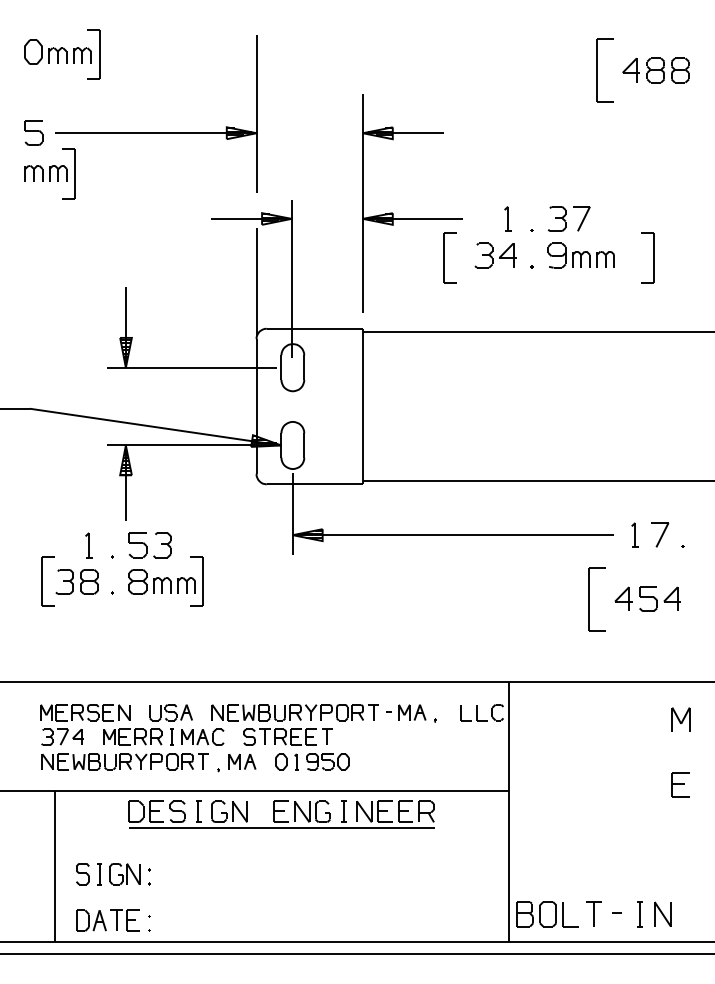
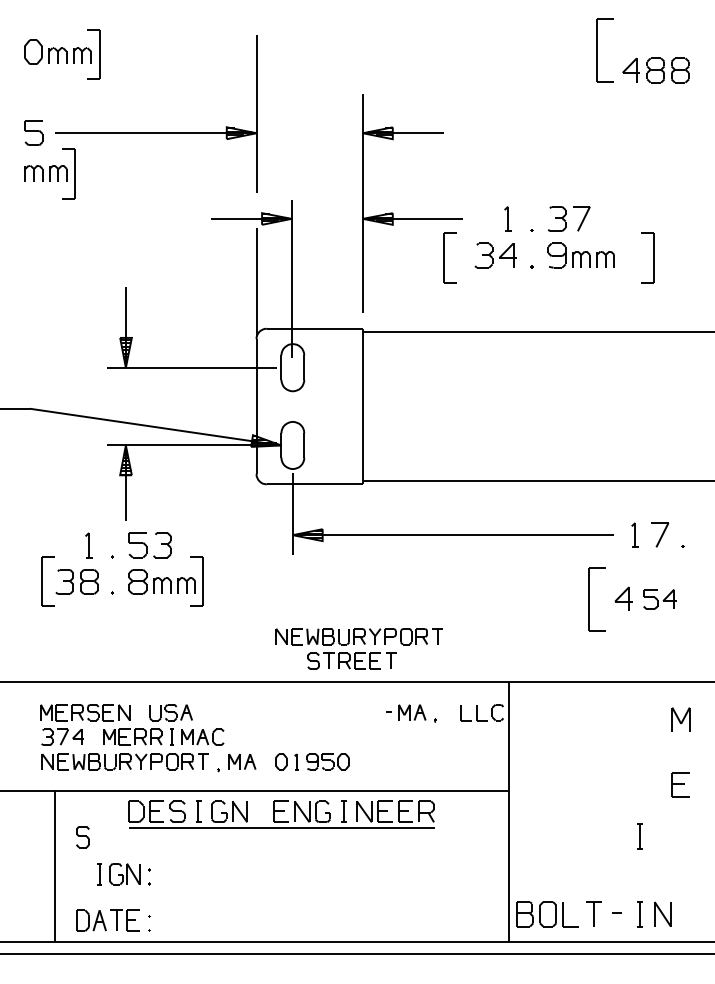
part position: (597, 70) -> (597, 50) (597, 50)
part size: 42x26 px -> 34x21 px (659, 599)
part position: (294, 724) -> (358, 648) (358, 648)
part: none -> present (639, 836)
part position: (82, 874) -> (82, 837) (82, 837)
